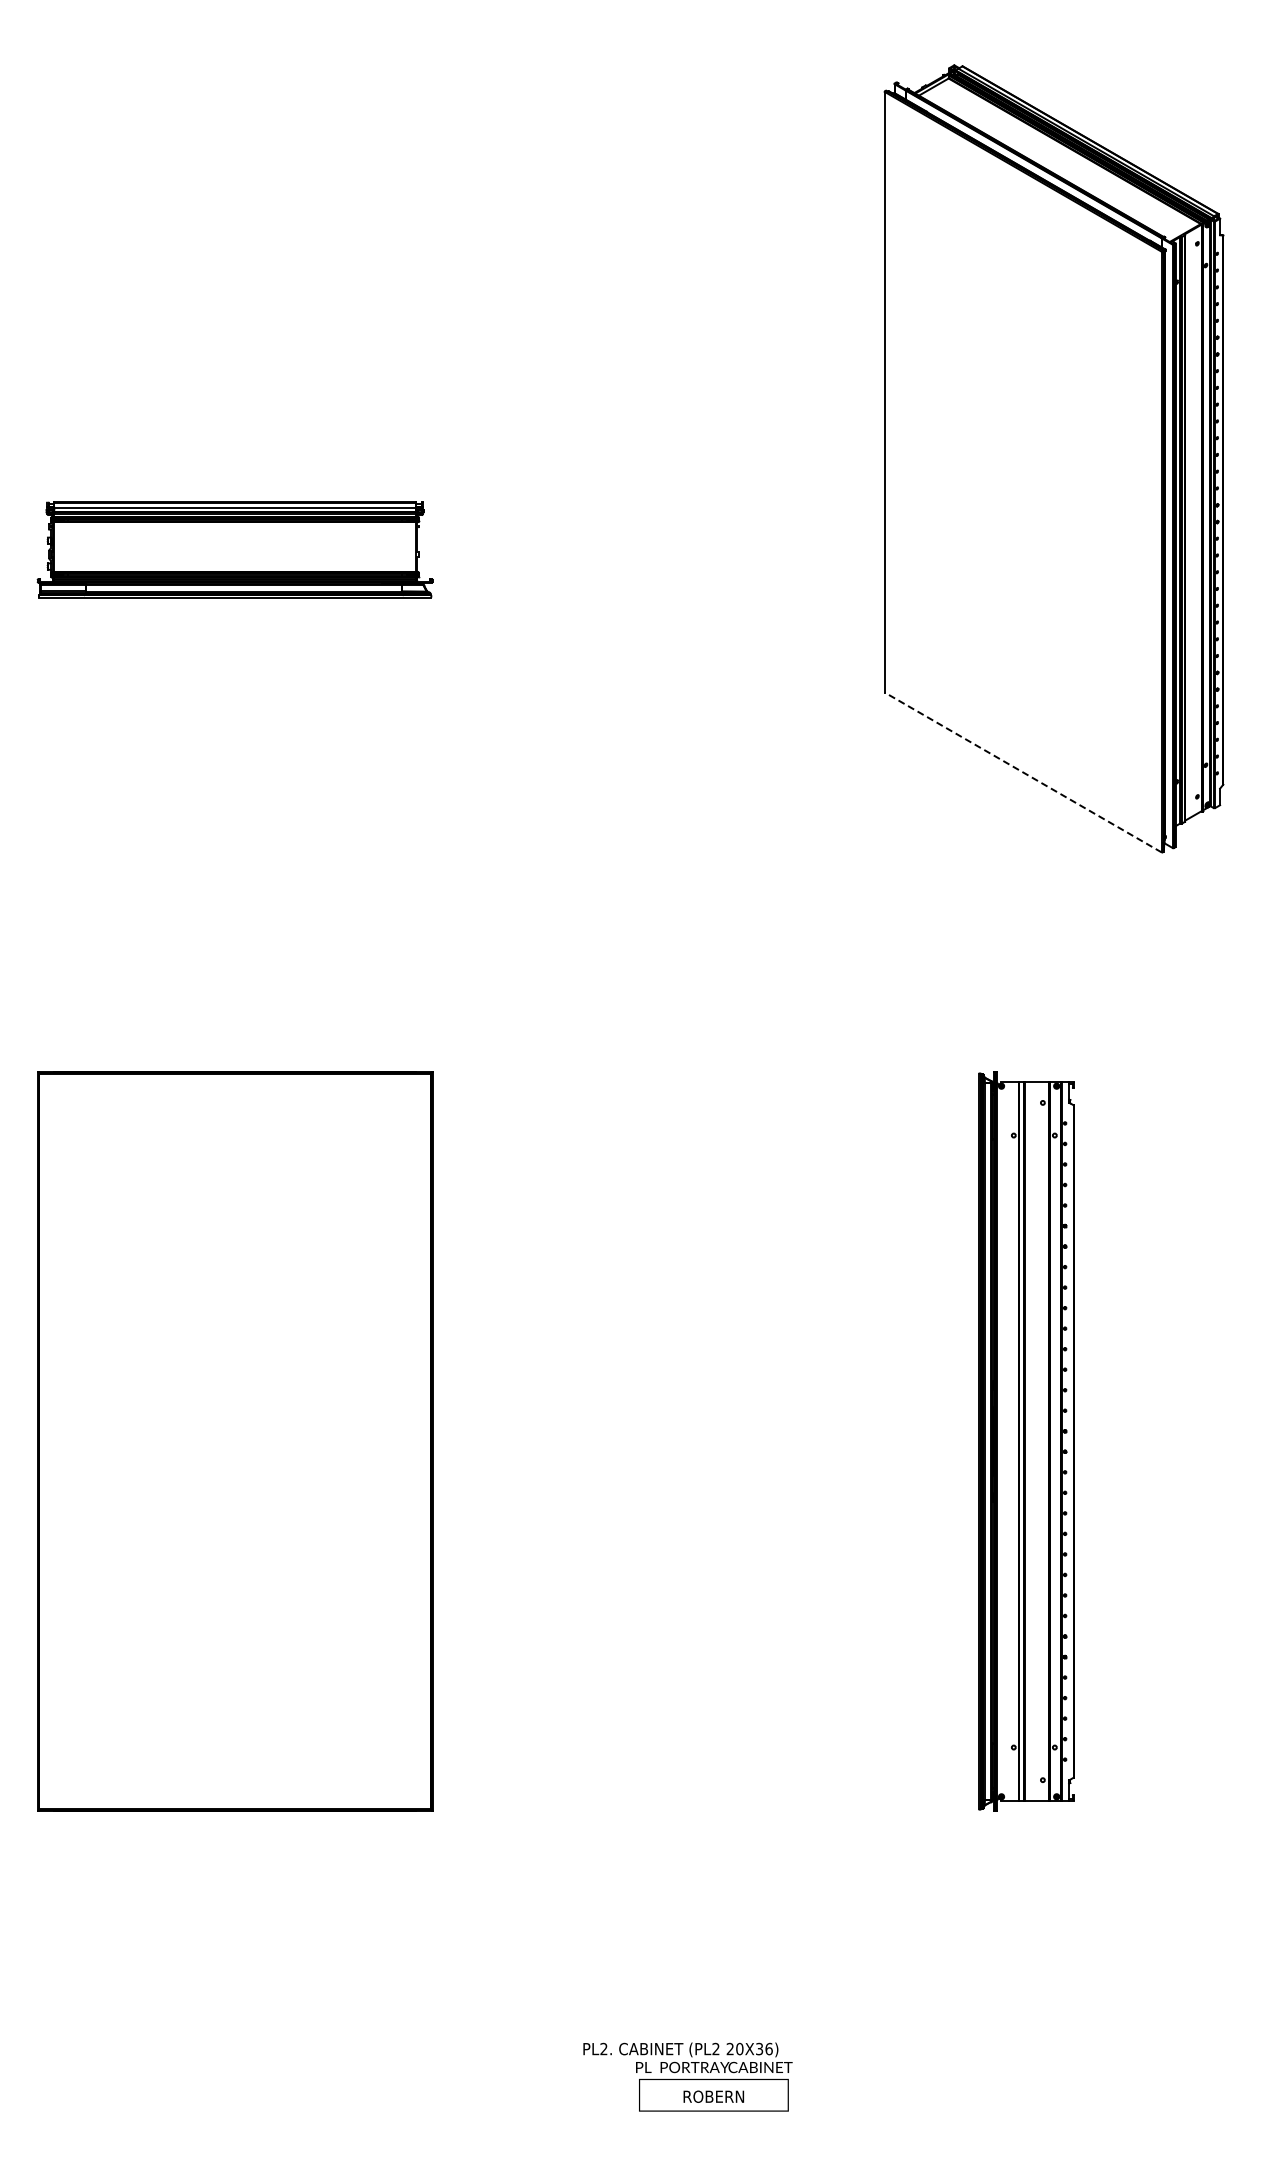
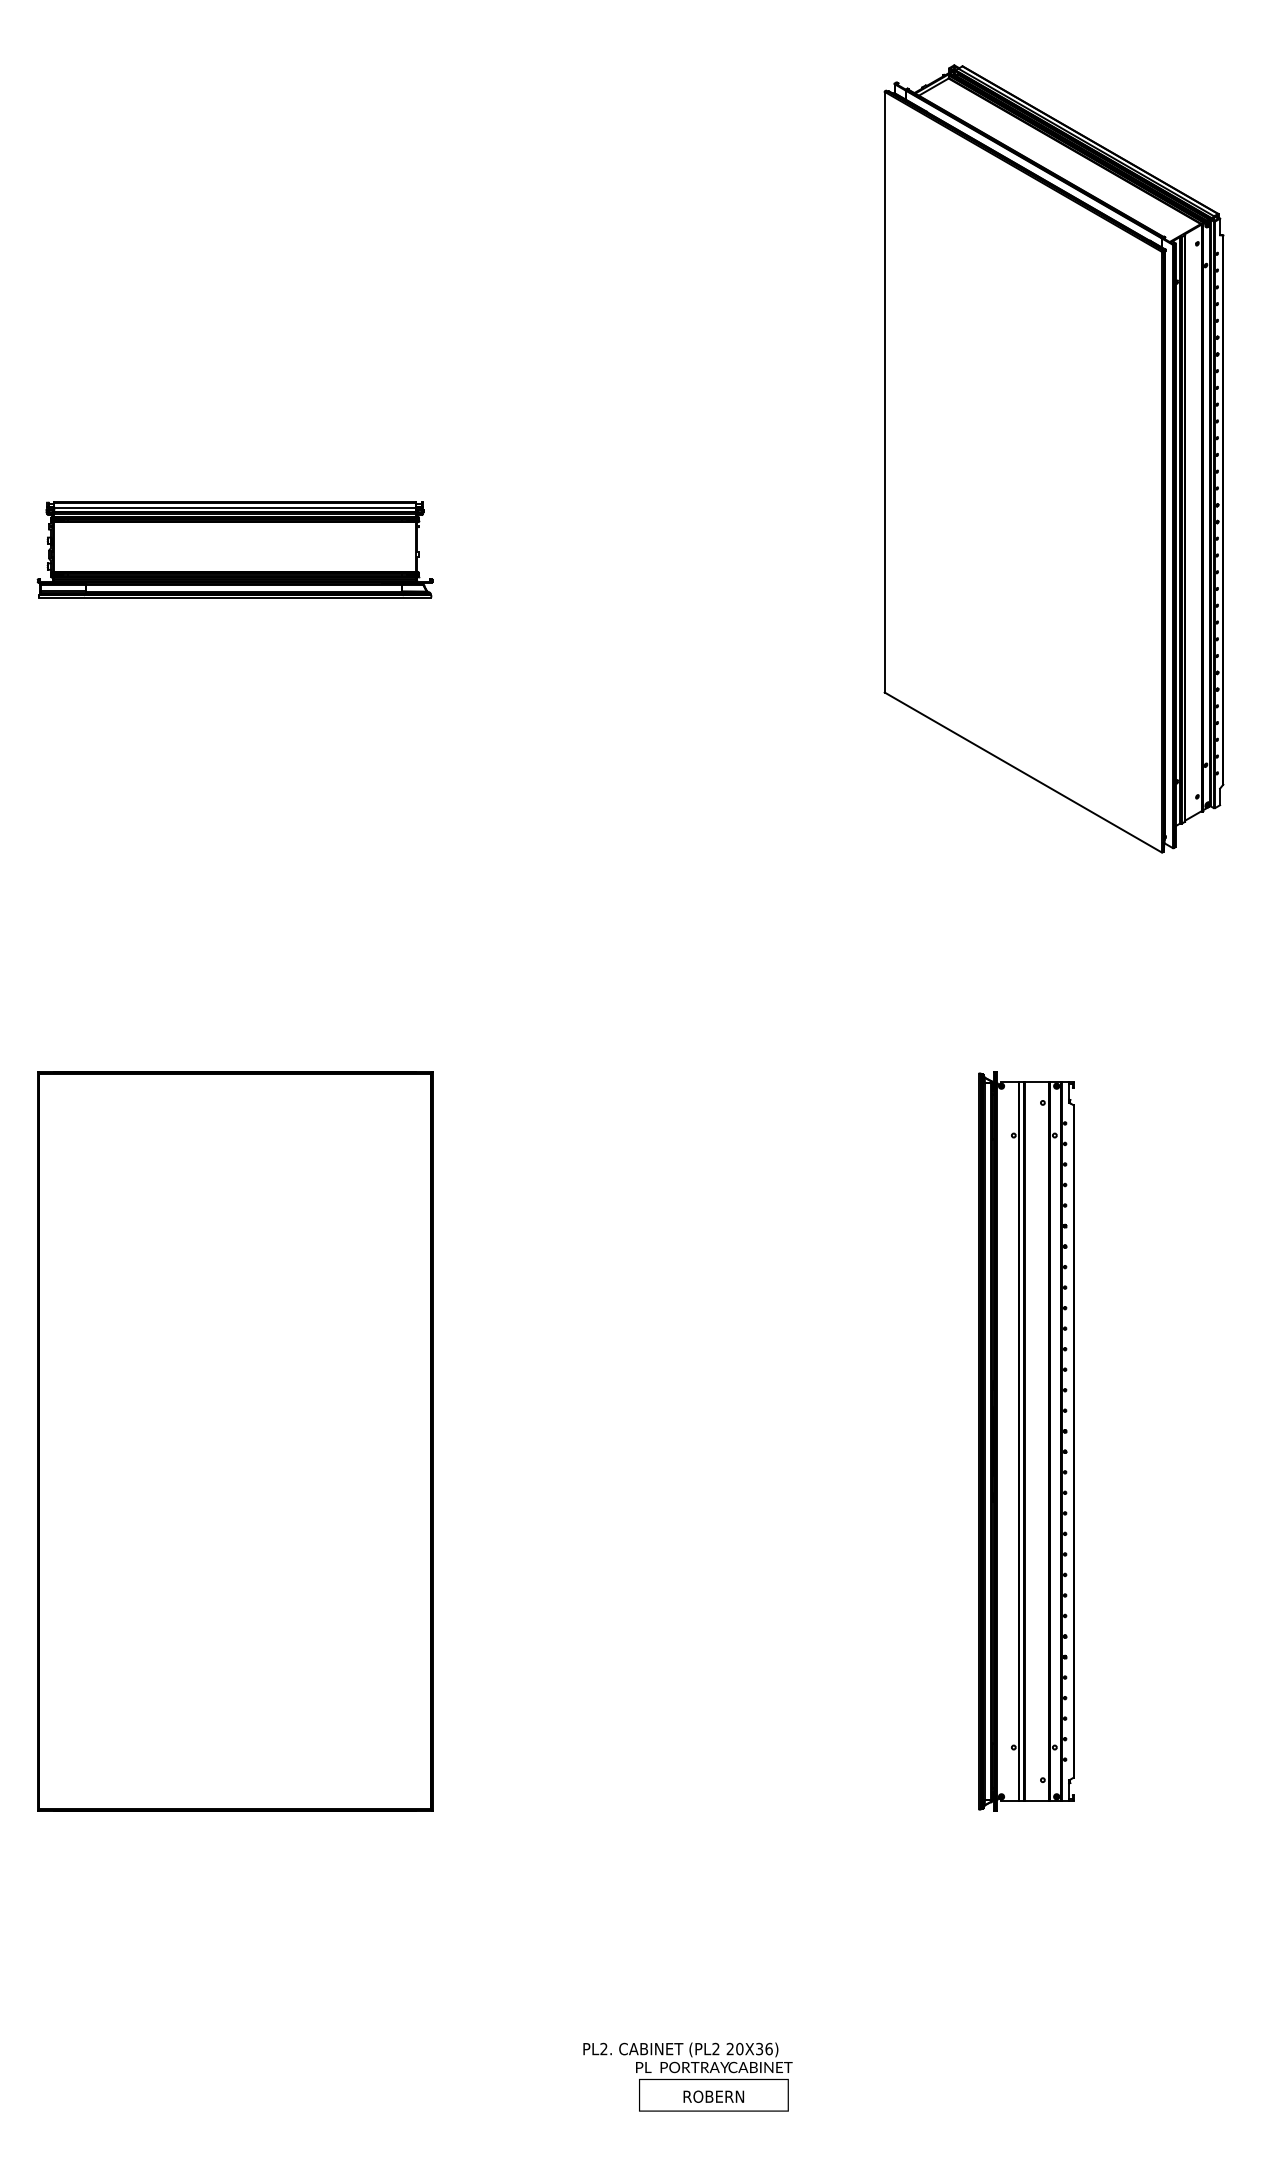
line: dashed -> solid (1023, 772)
